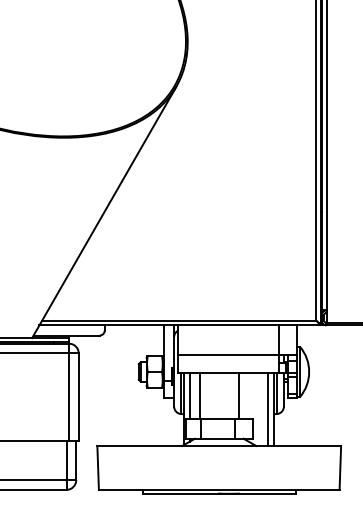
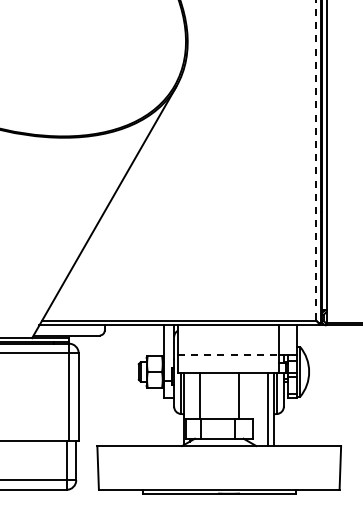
line: solid -> dashed (316, 160)
line: solid -> dashed (228, 354)
line: present -> none (190, 396)
